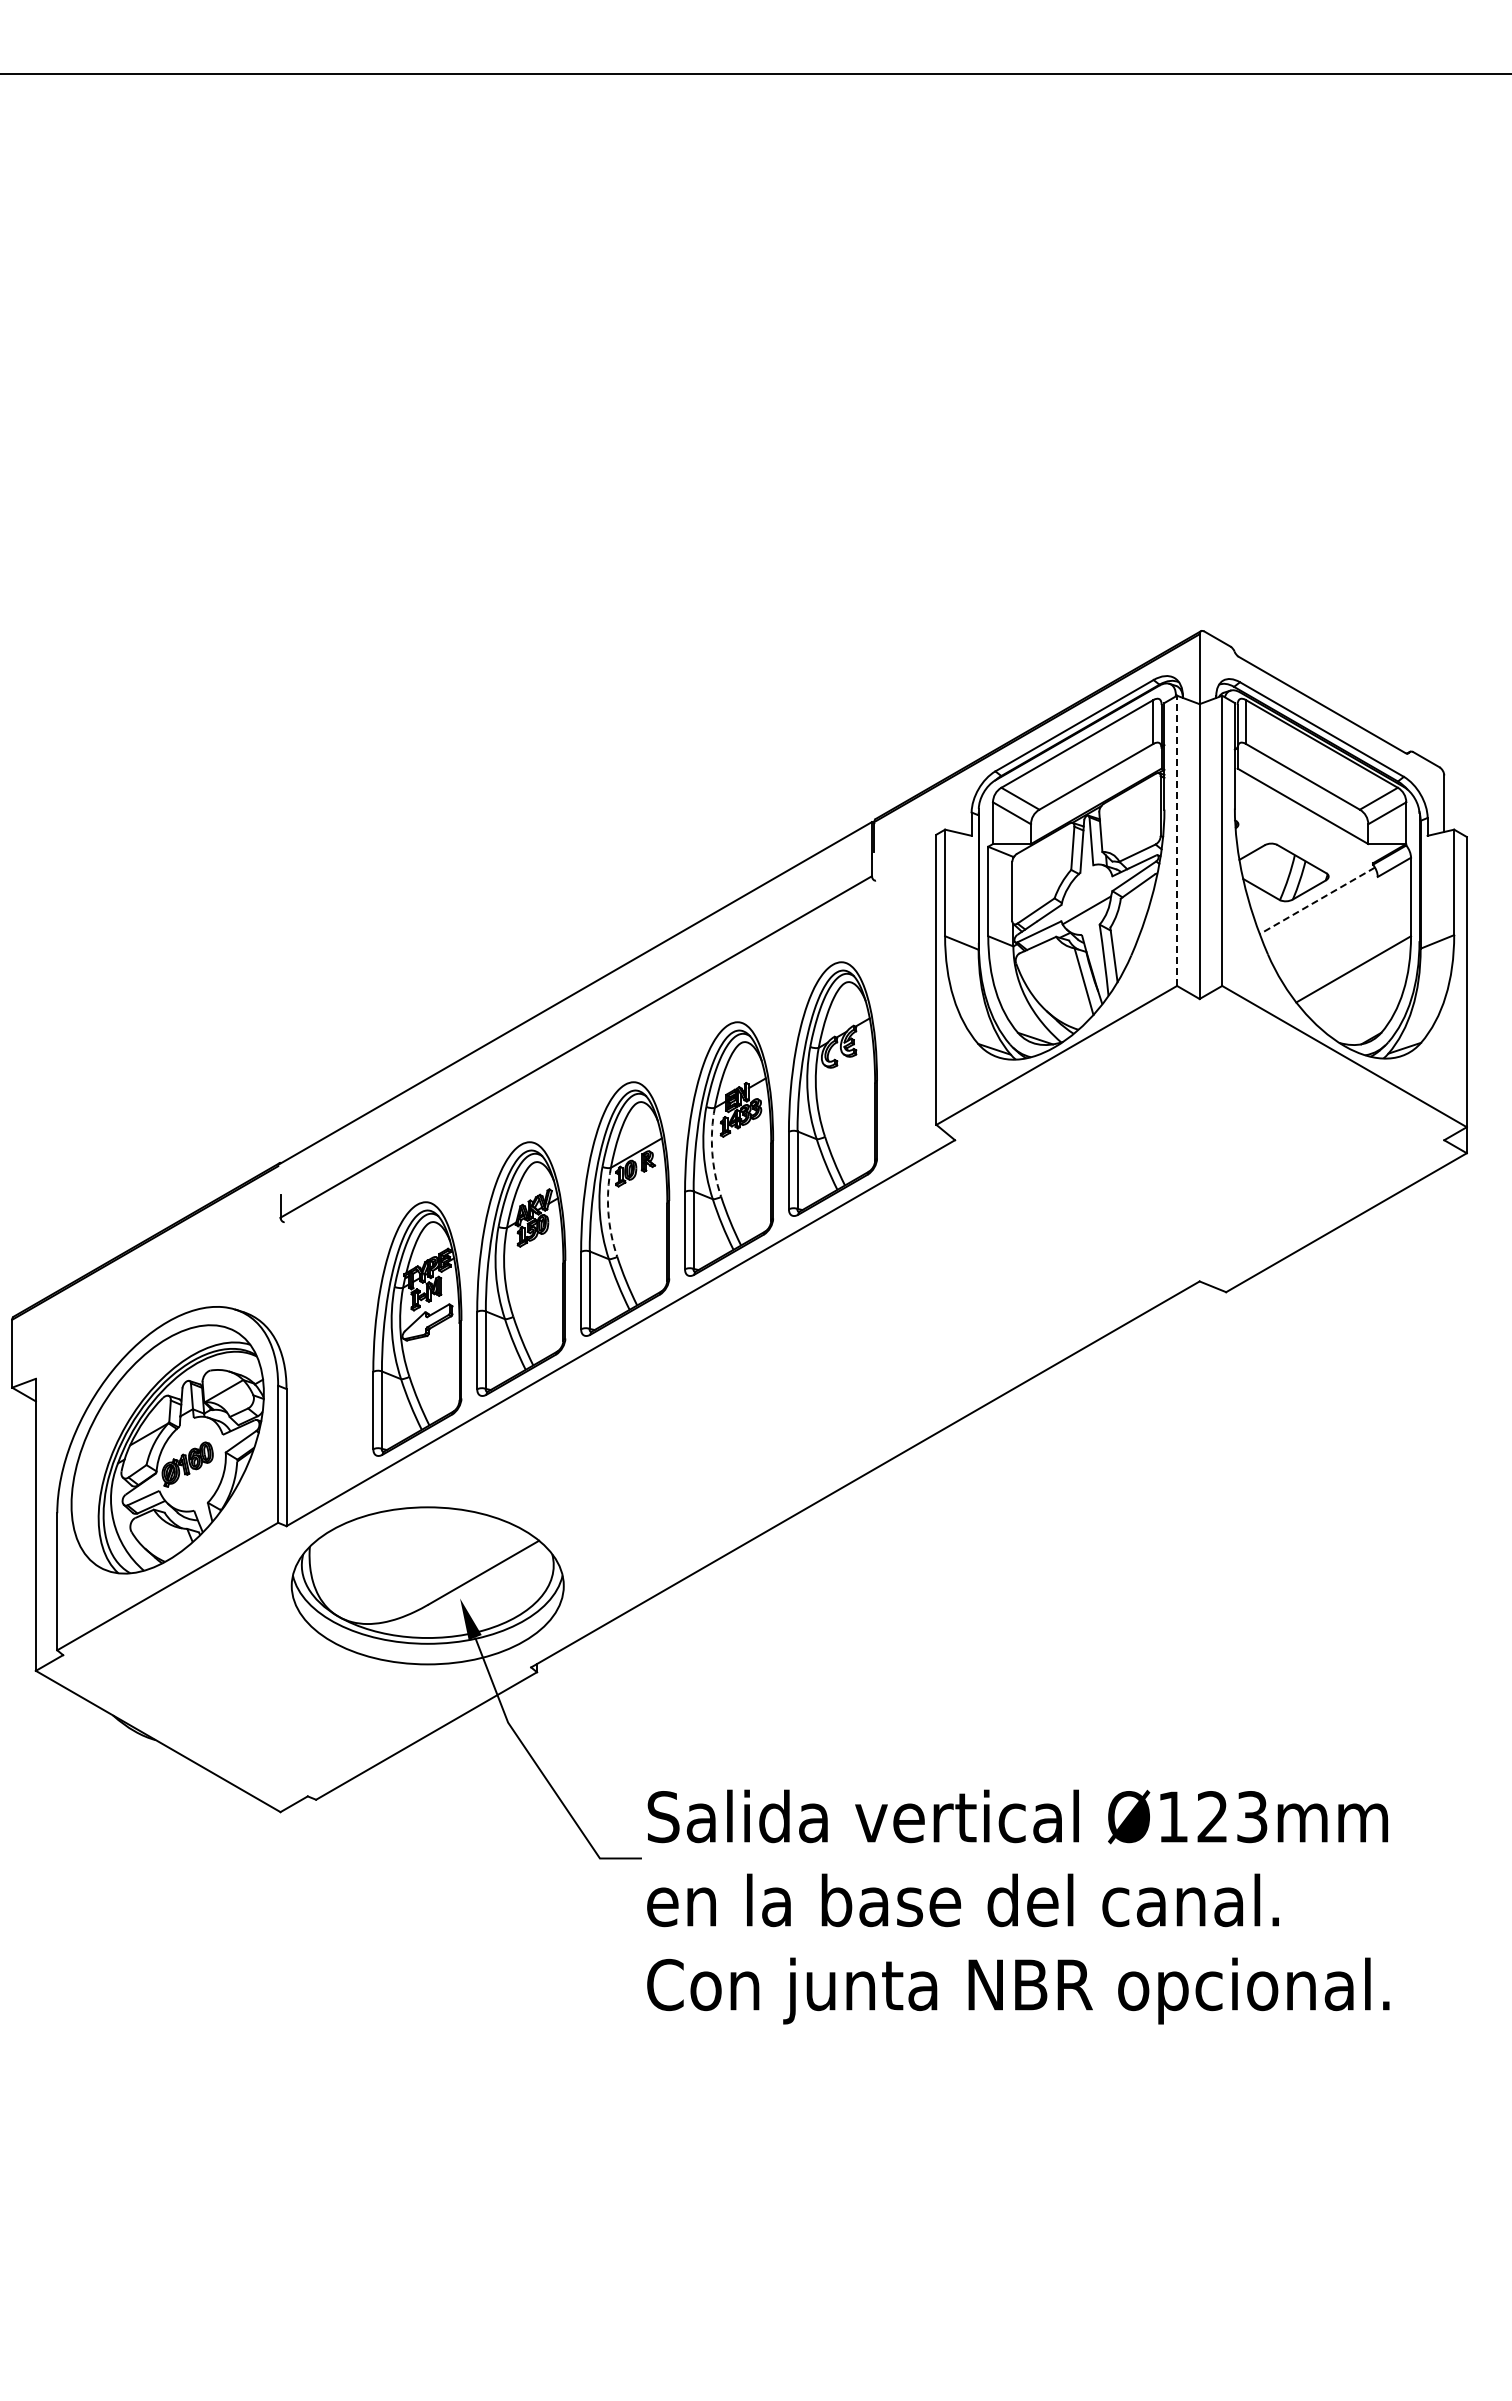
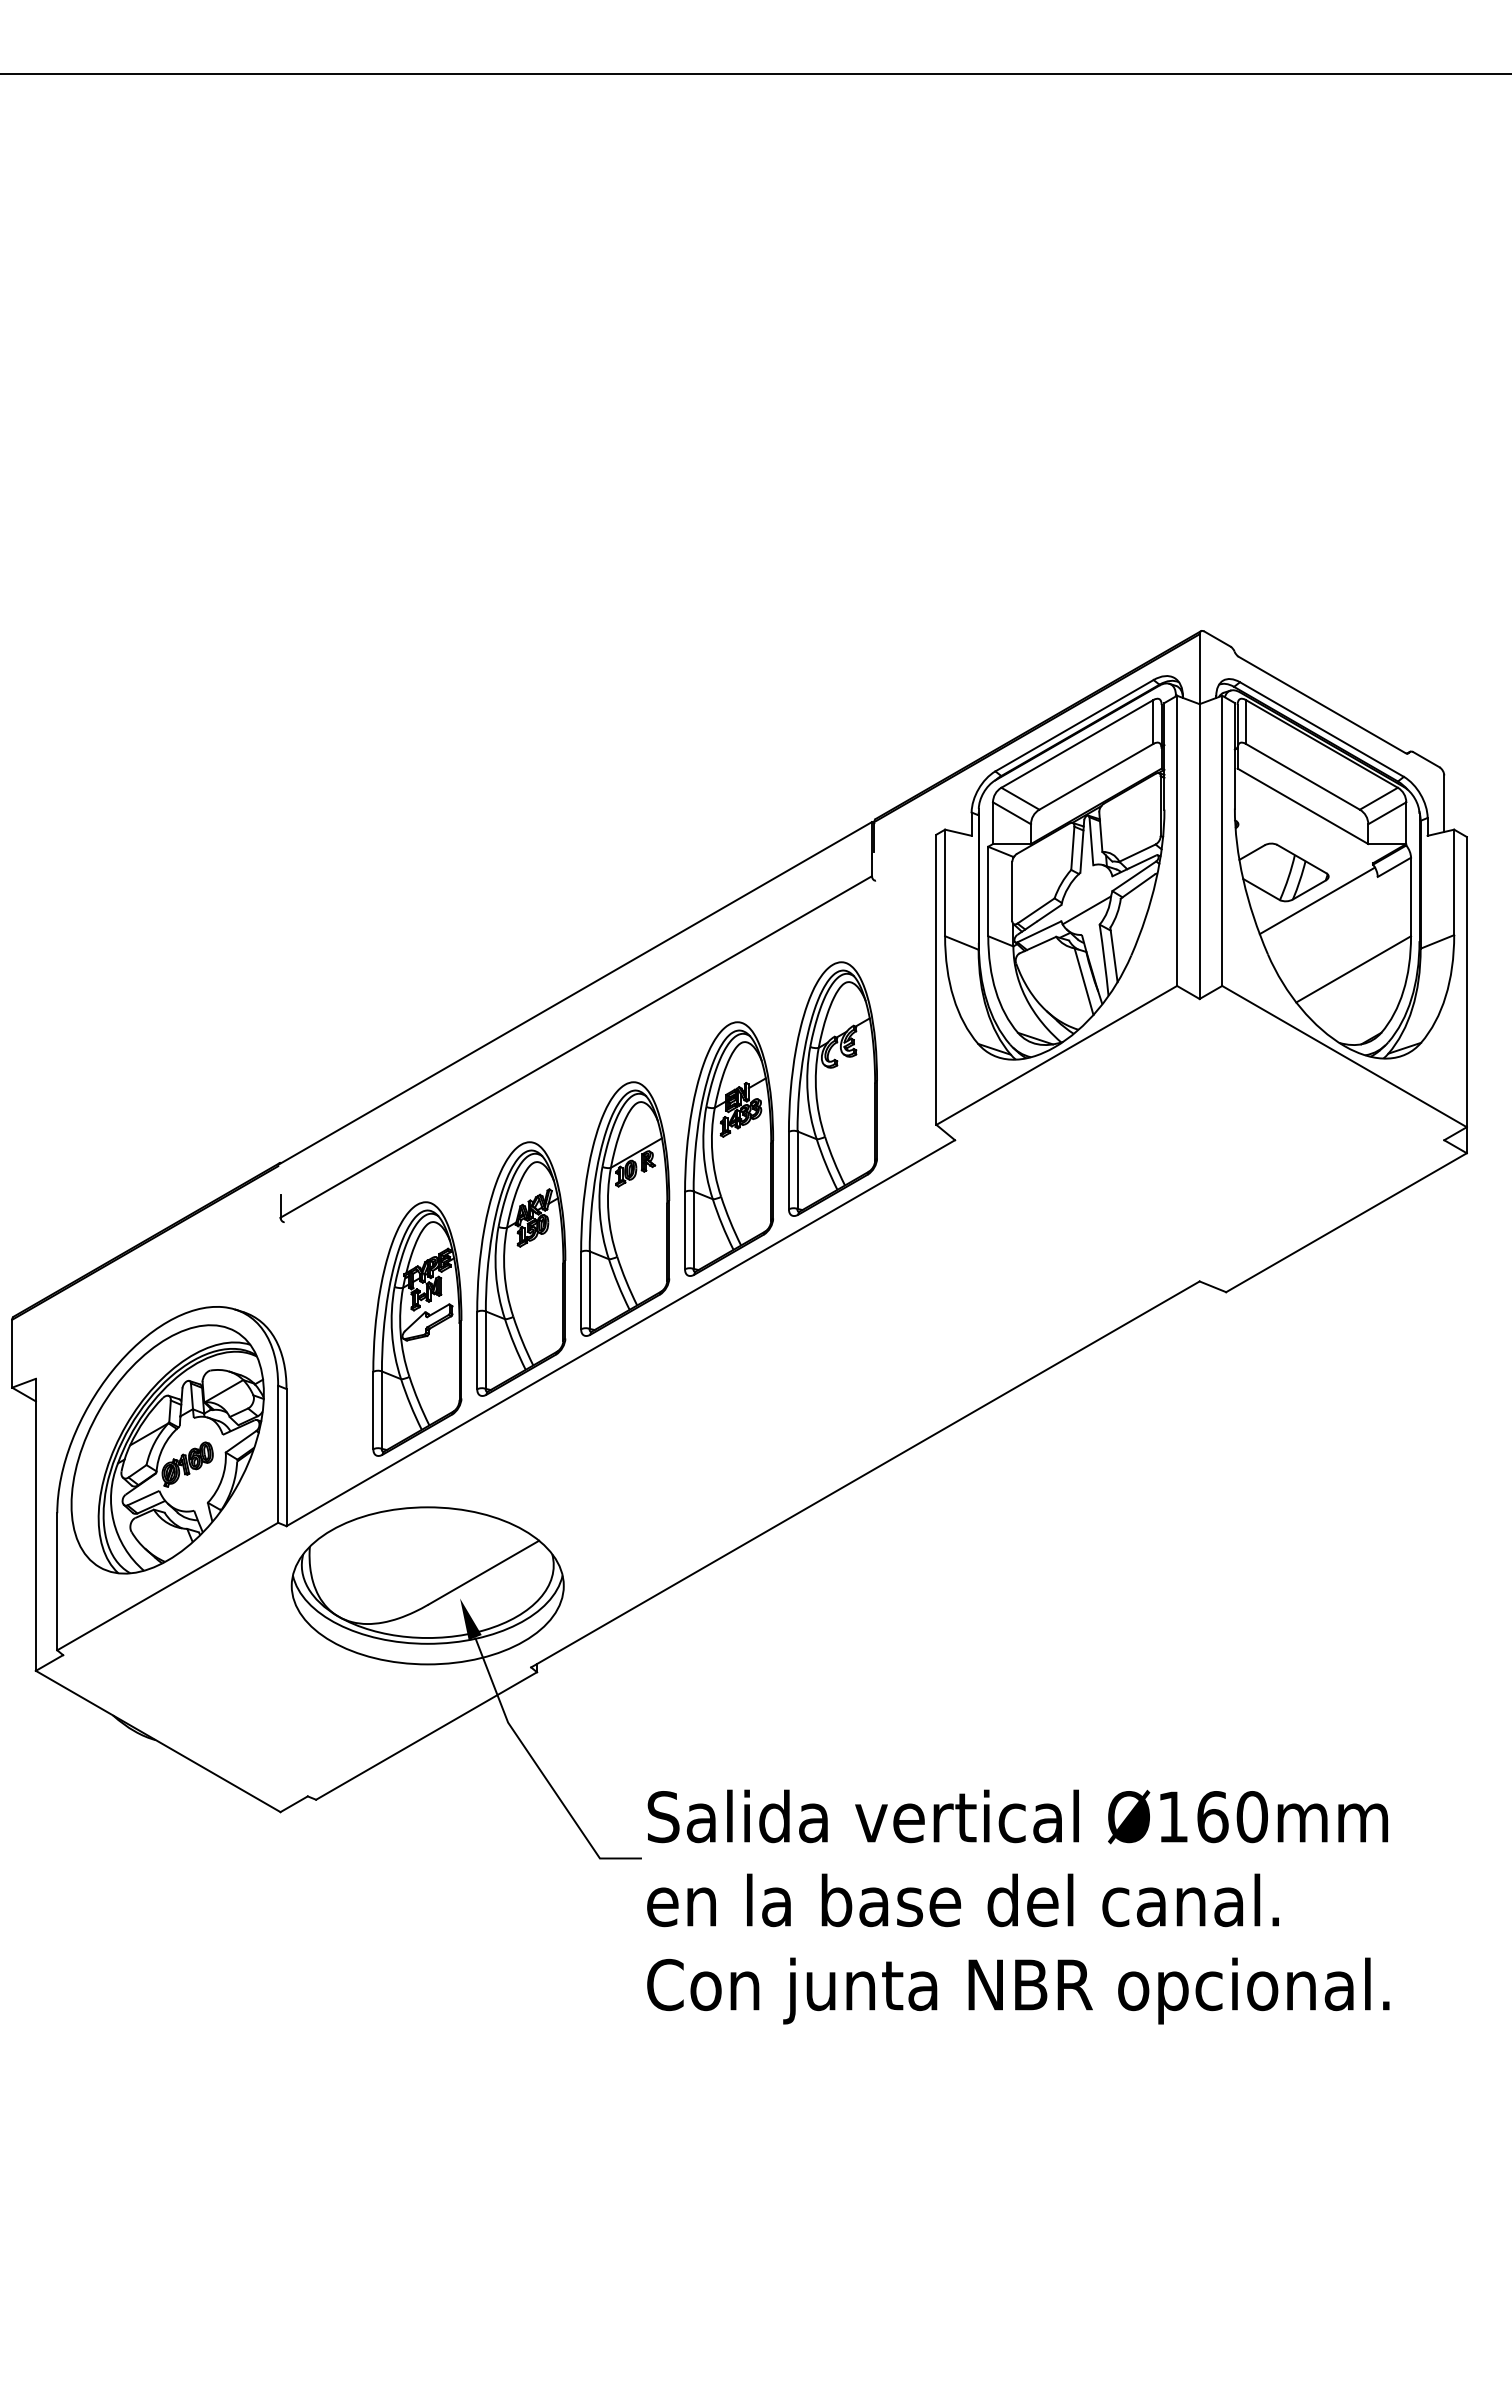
line: dashed -> solid (1177, 840)
line: dashed -> solid (1317, 900)
arc: dashed -> solid (712, 1152)
arc: dashed -> solid (608, 1212)
text: Ø123mm -> Ø160mm (1232, 1817)
